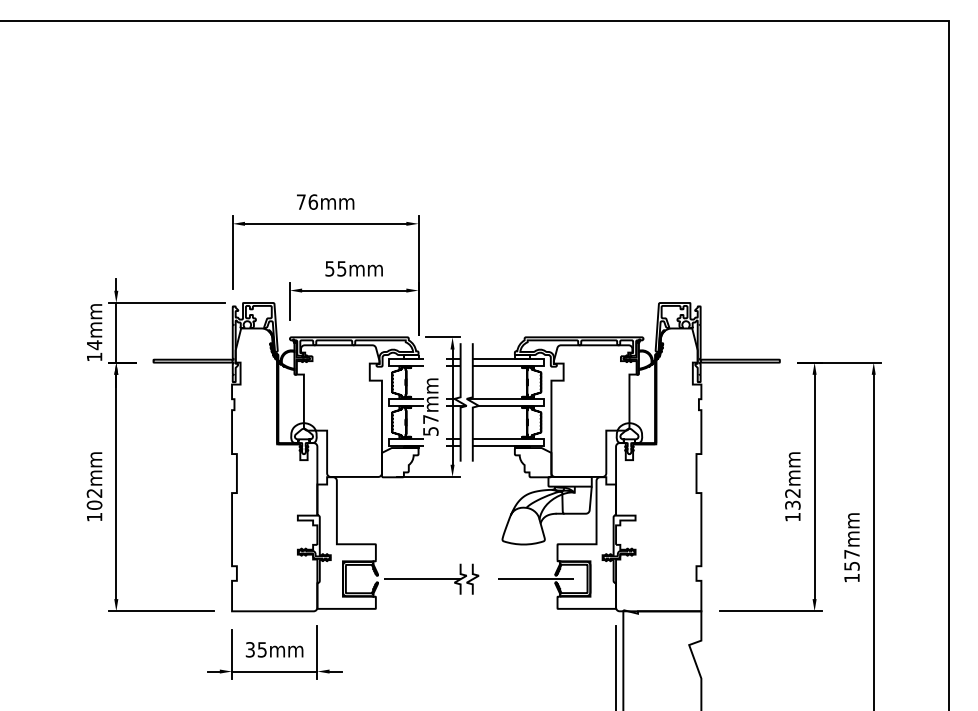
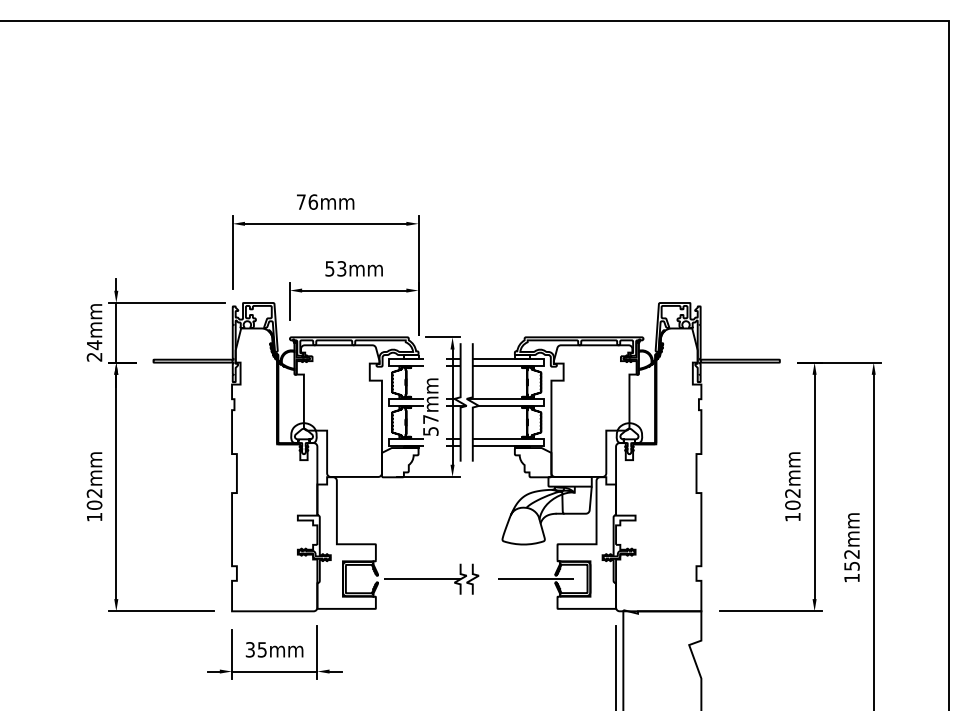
text: 55mm -> 53mm (341, 268)
text: 14mm -> 24mm (94, 356)
text: 132mm -> 102mm (792, 504)
text: 157mm -> 152mm (851, 554)
